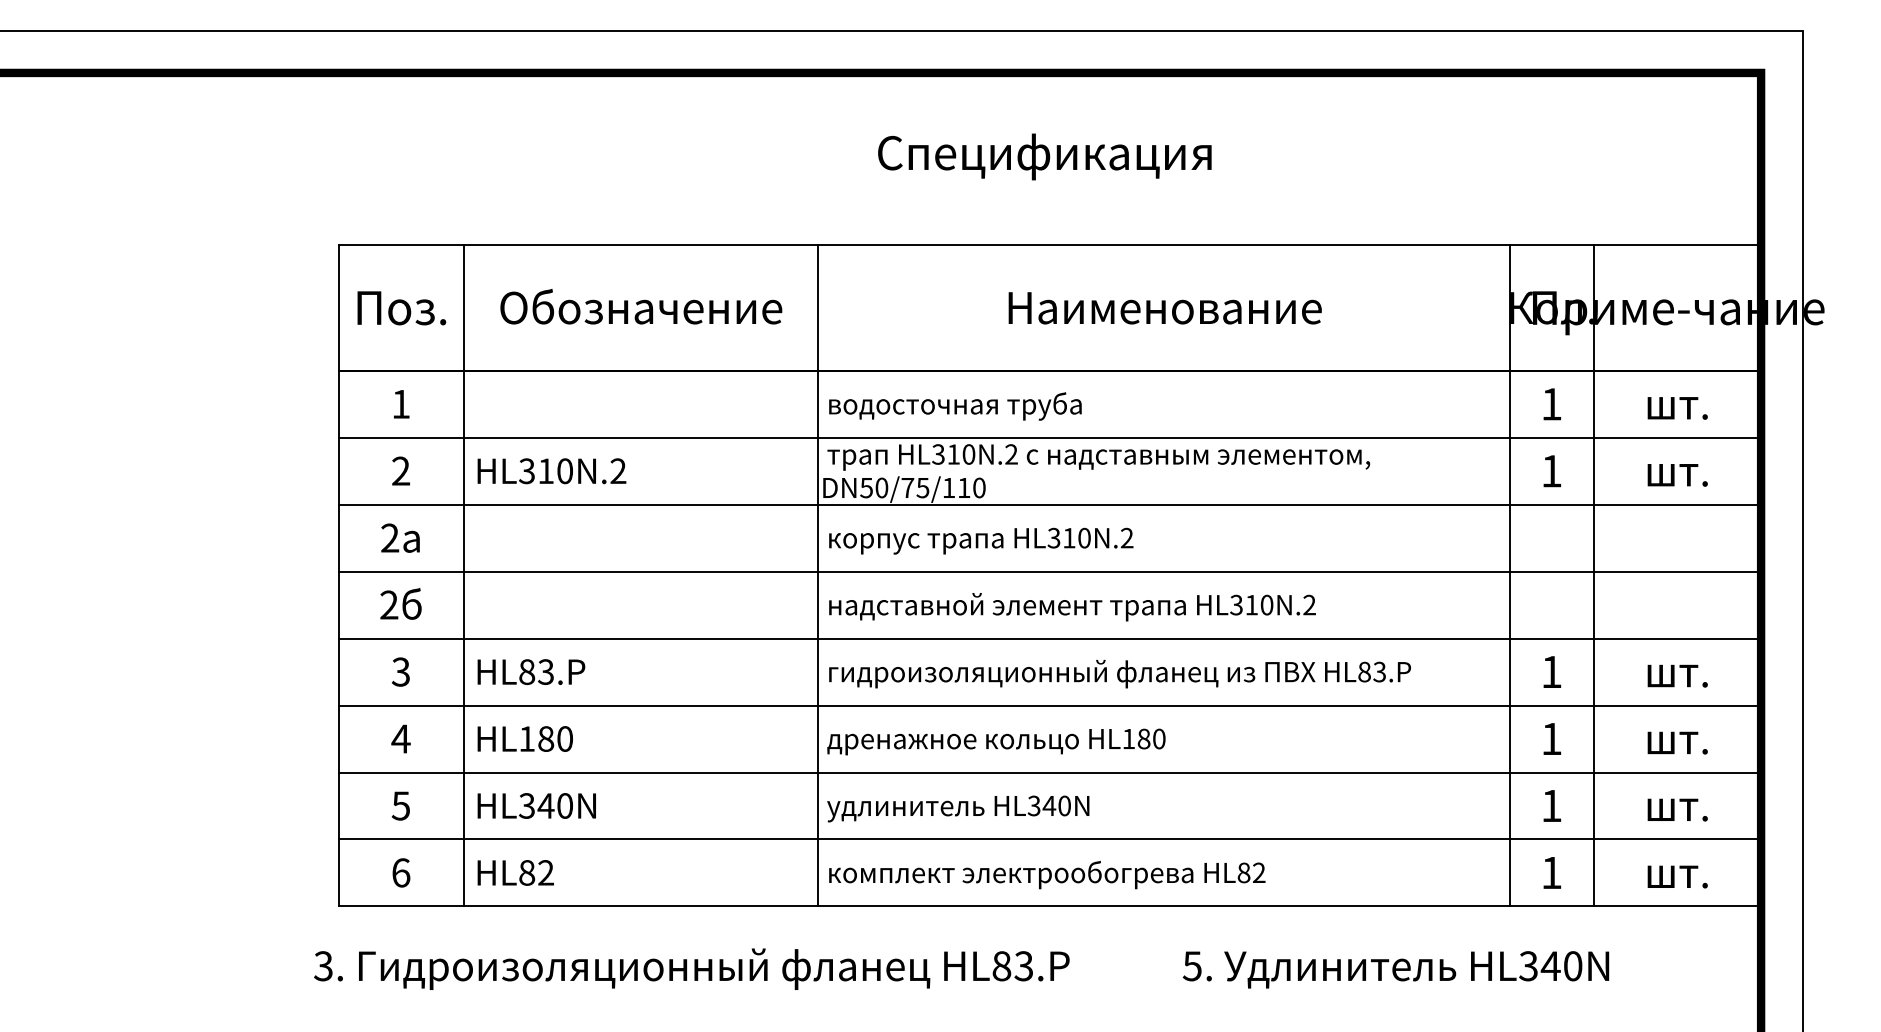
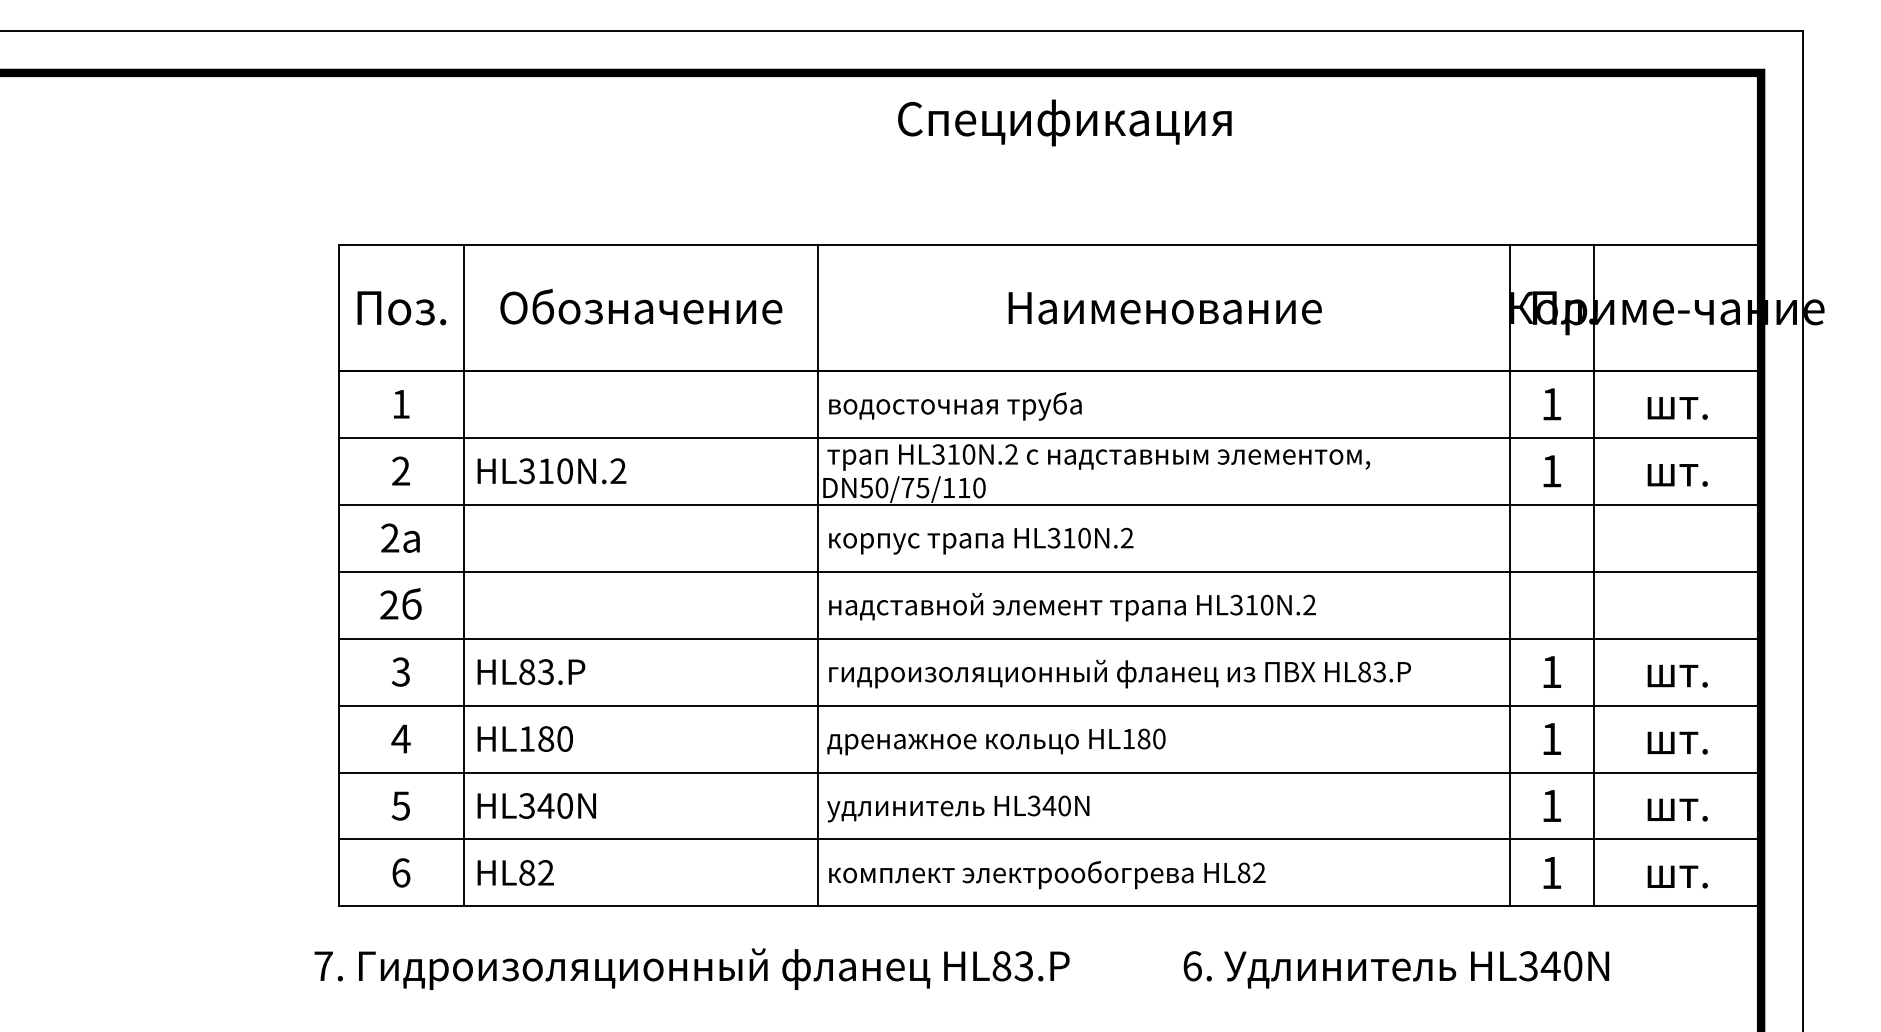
text position: (1044, 156) -> (1064, 122) (1064, 122)
text: 3. -> 7. (323, 966)
text: 5. -> 6. (1191, 966)
